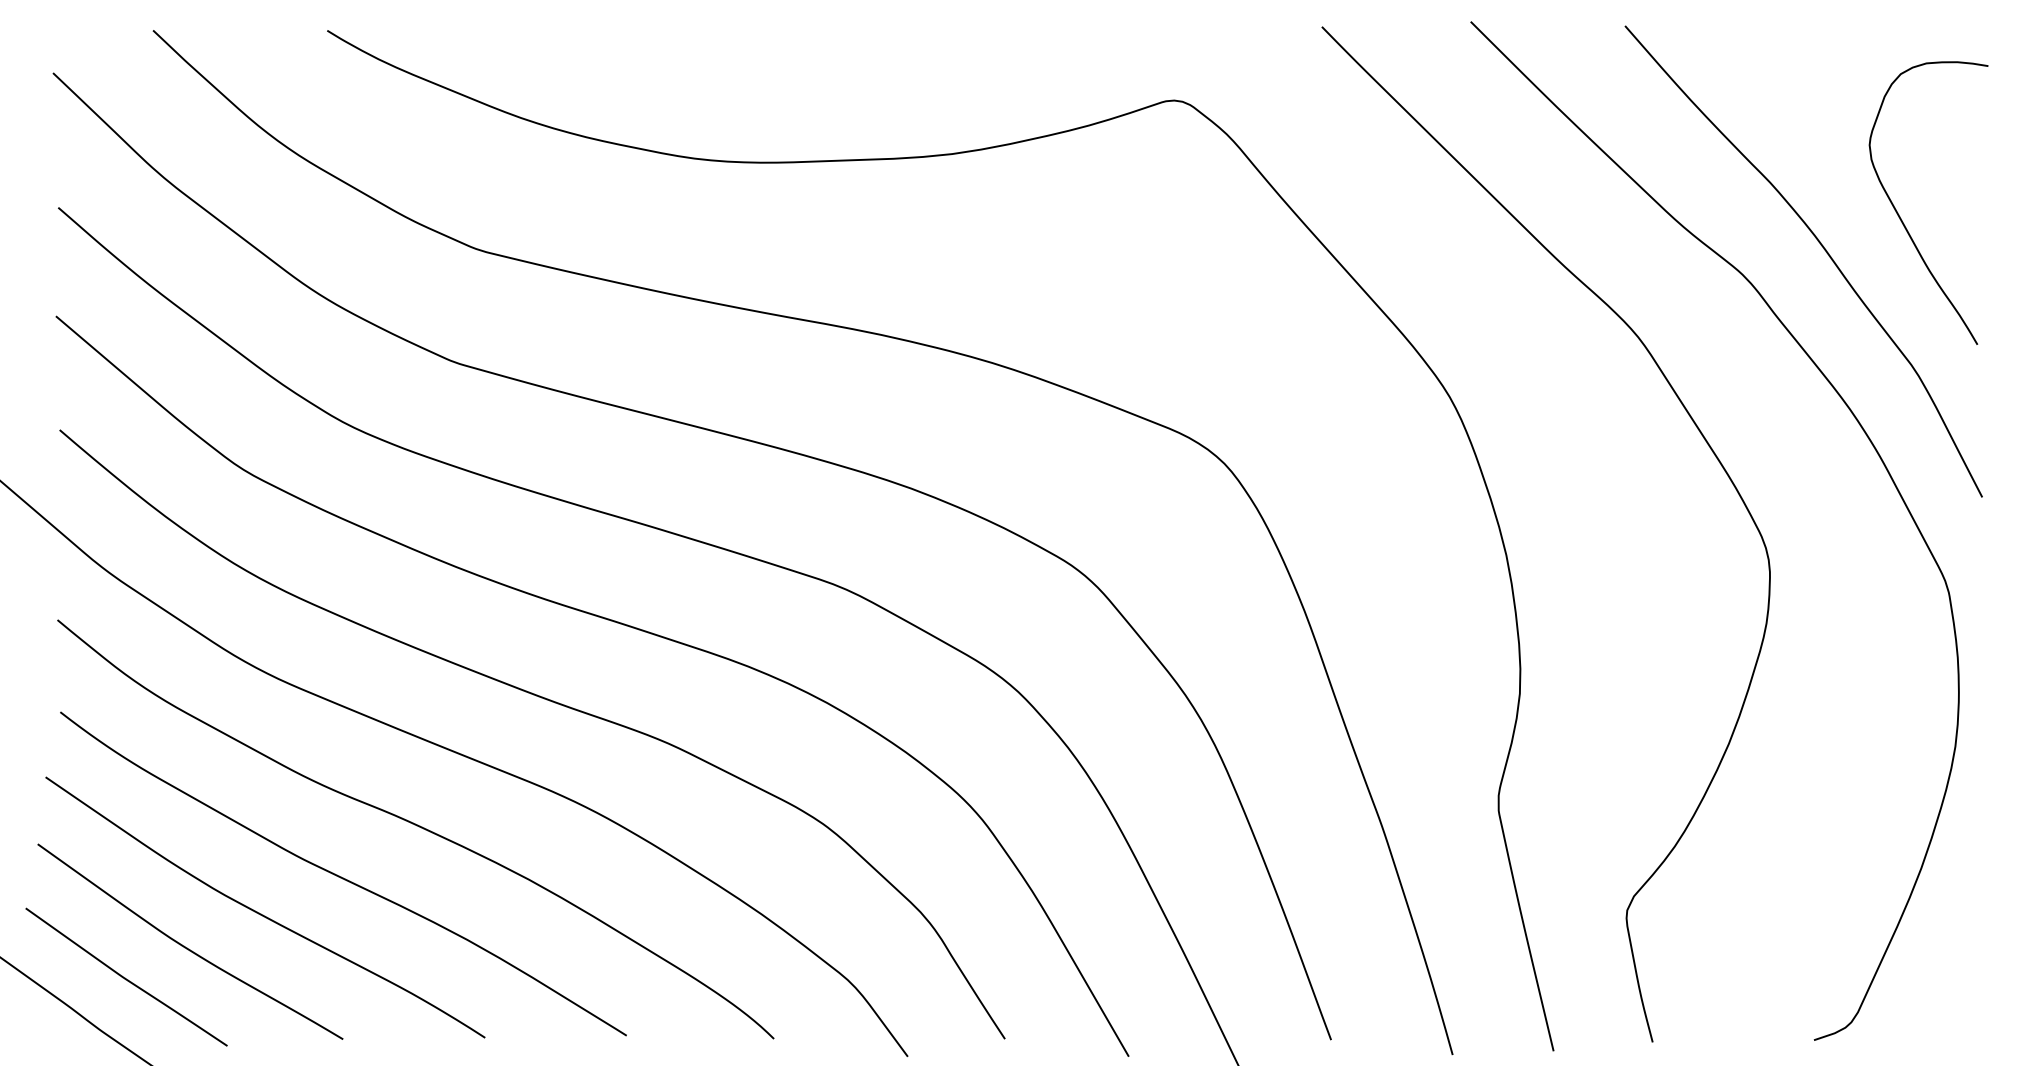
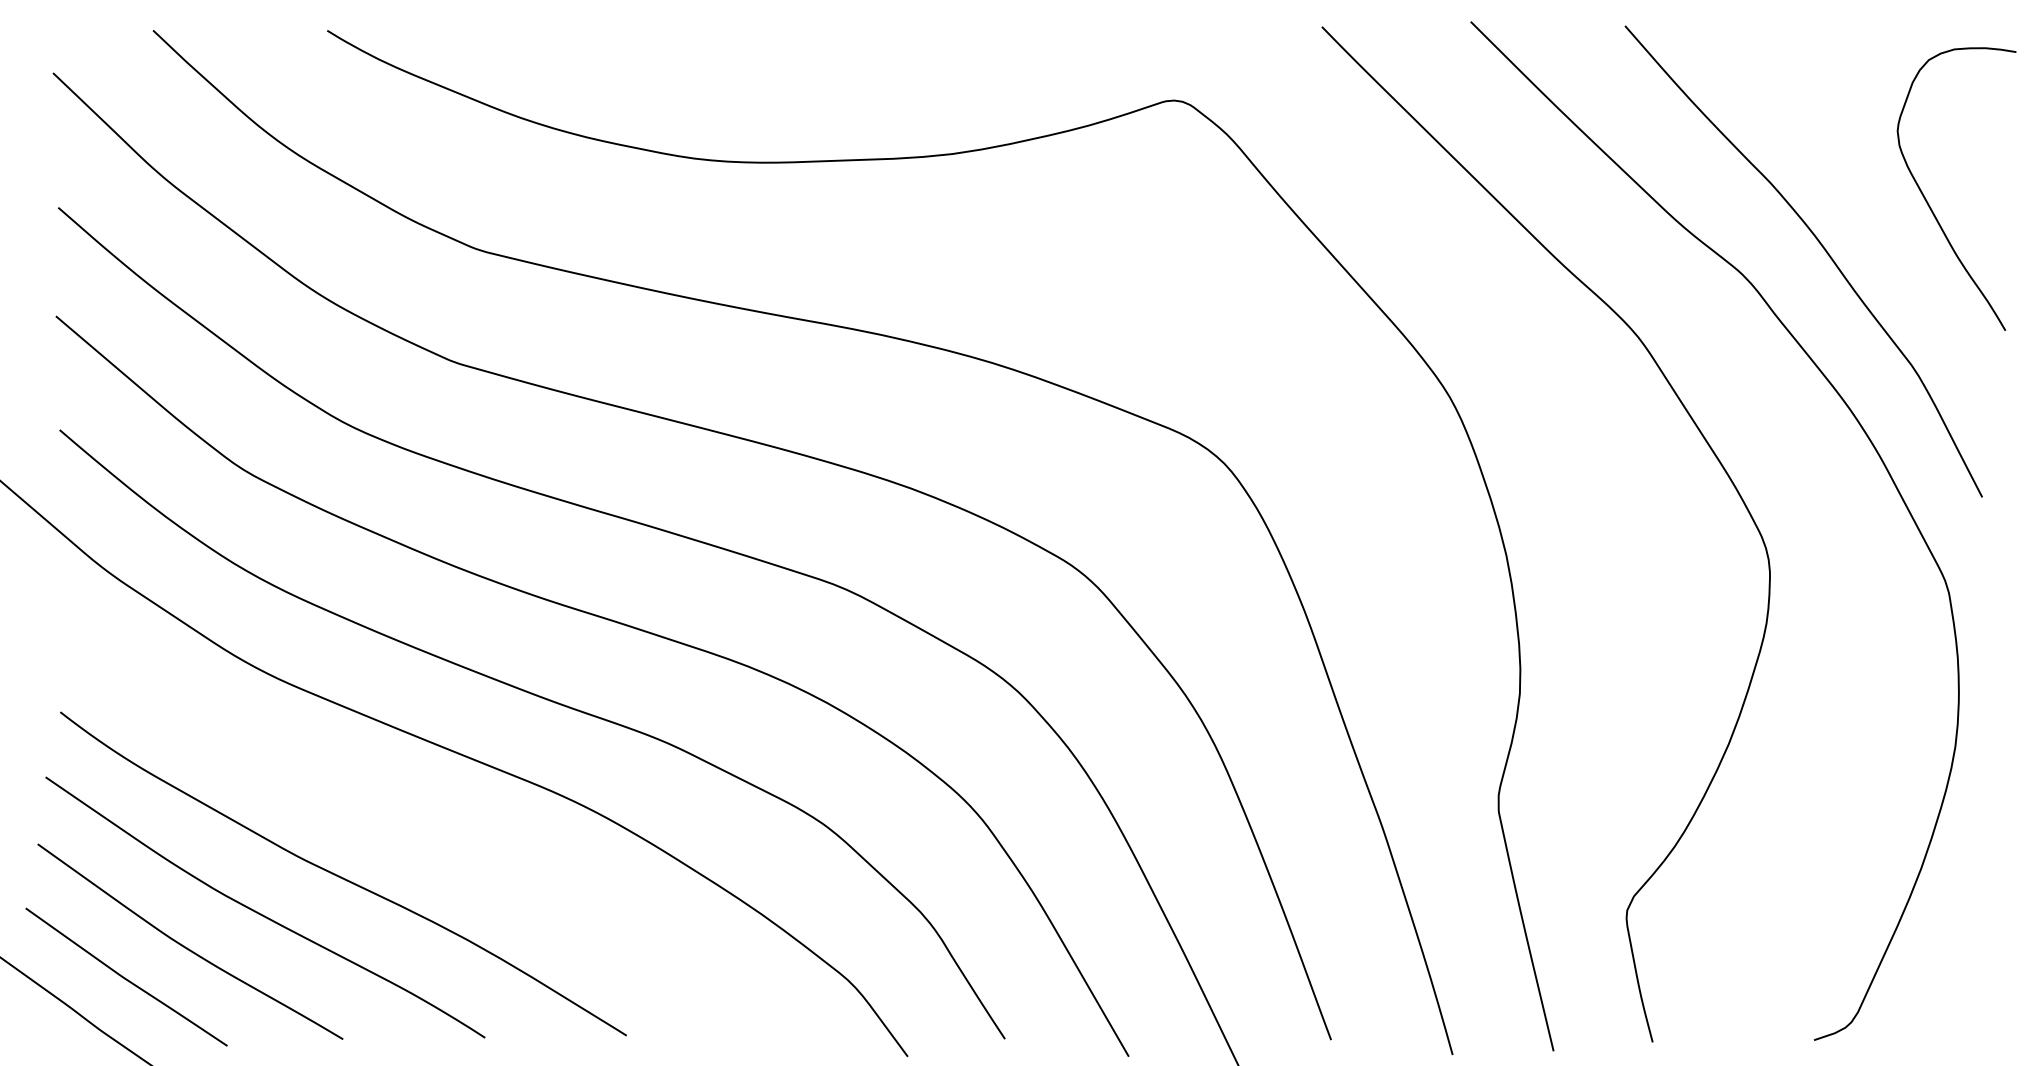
curve position: (1900, 216) -> (1928, 202) (1928, 202)
curve: present -> none (416, 826)
